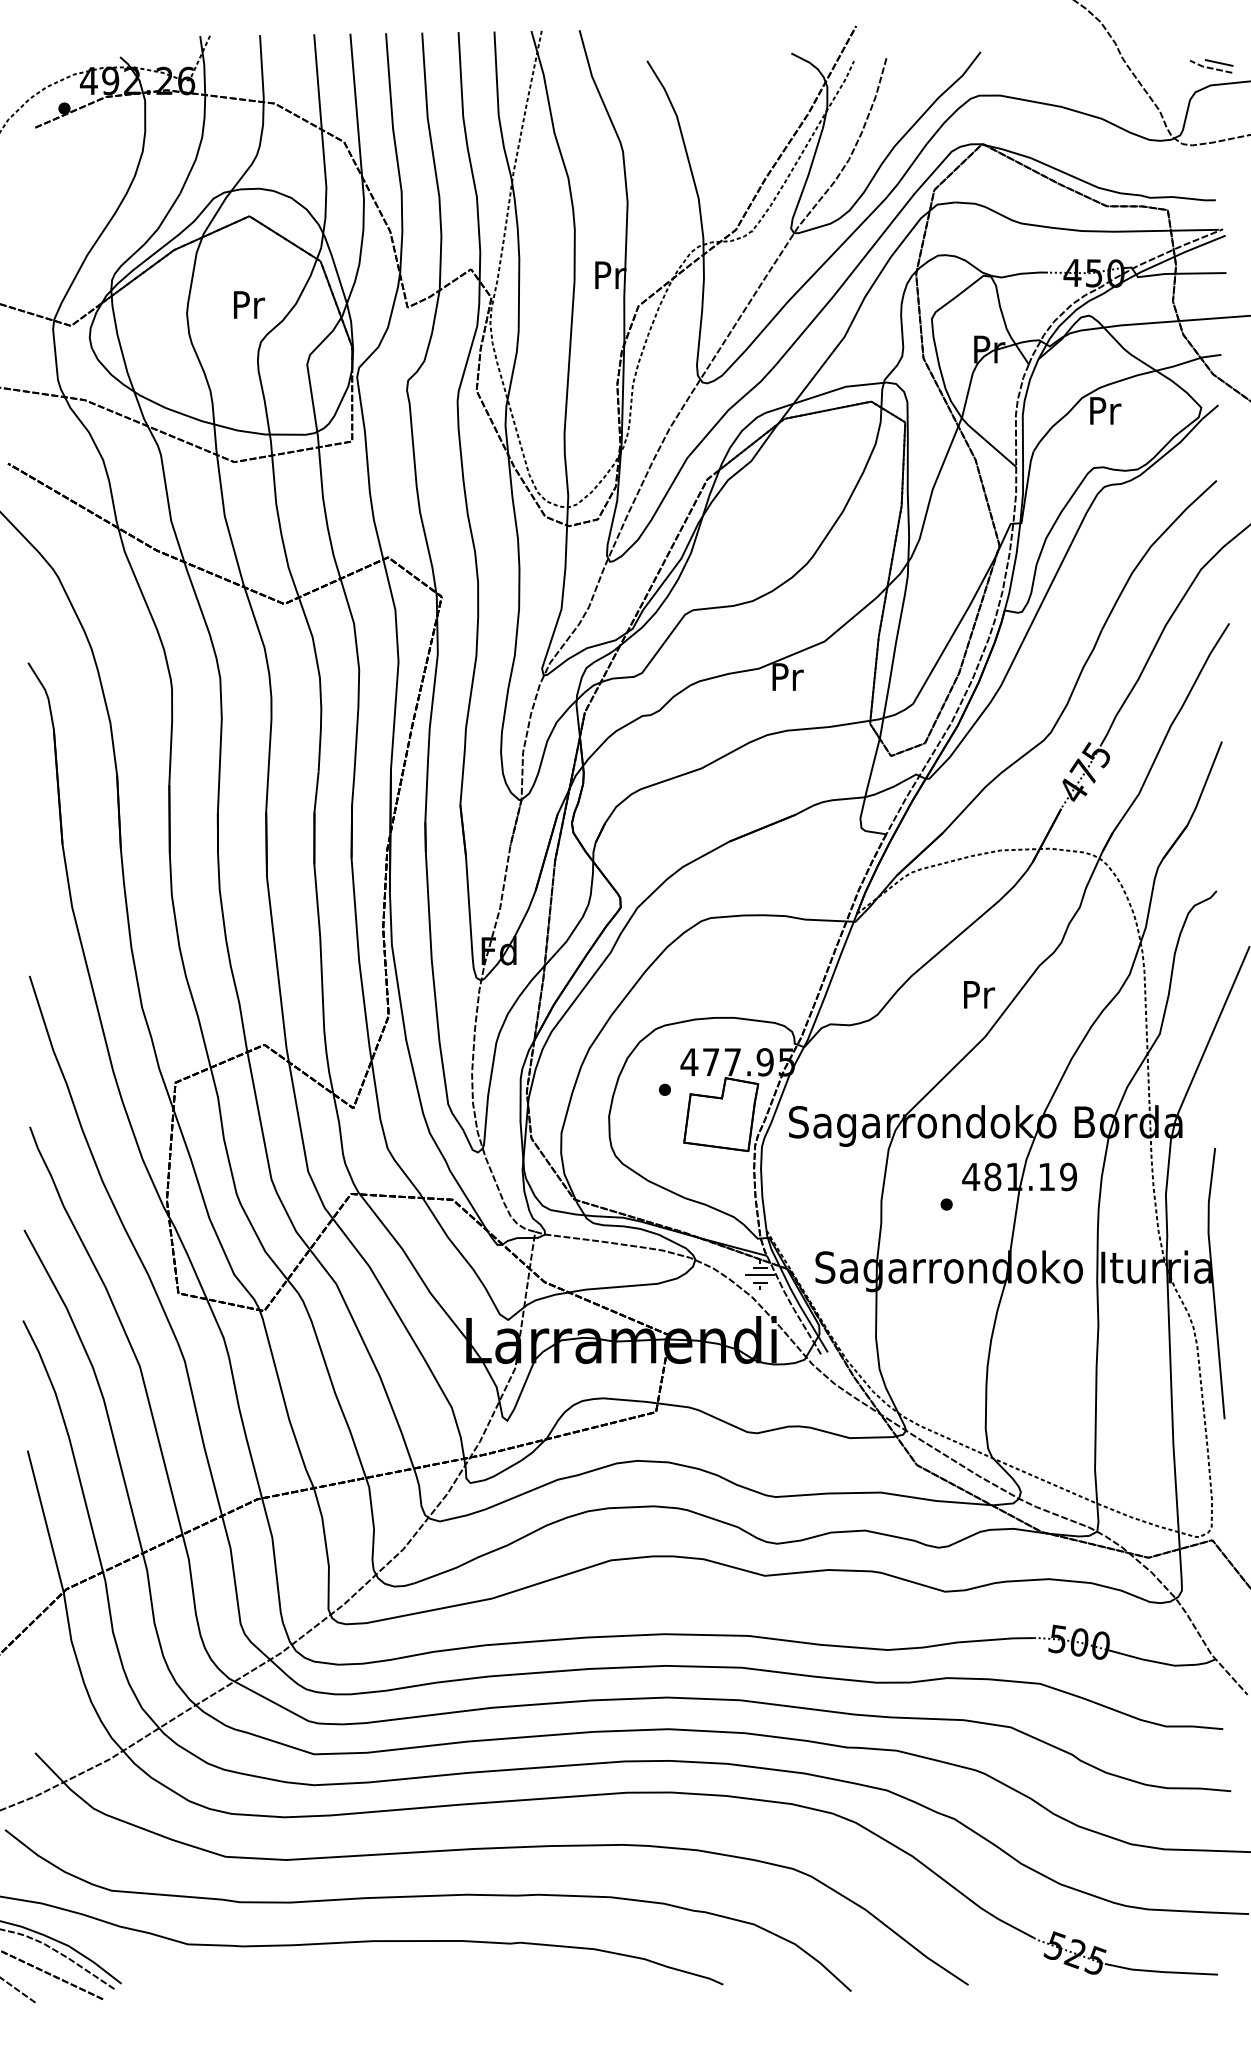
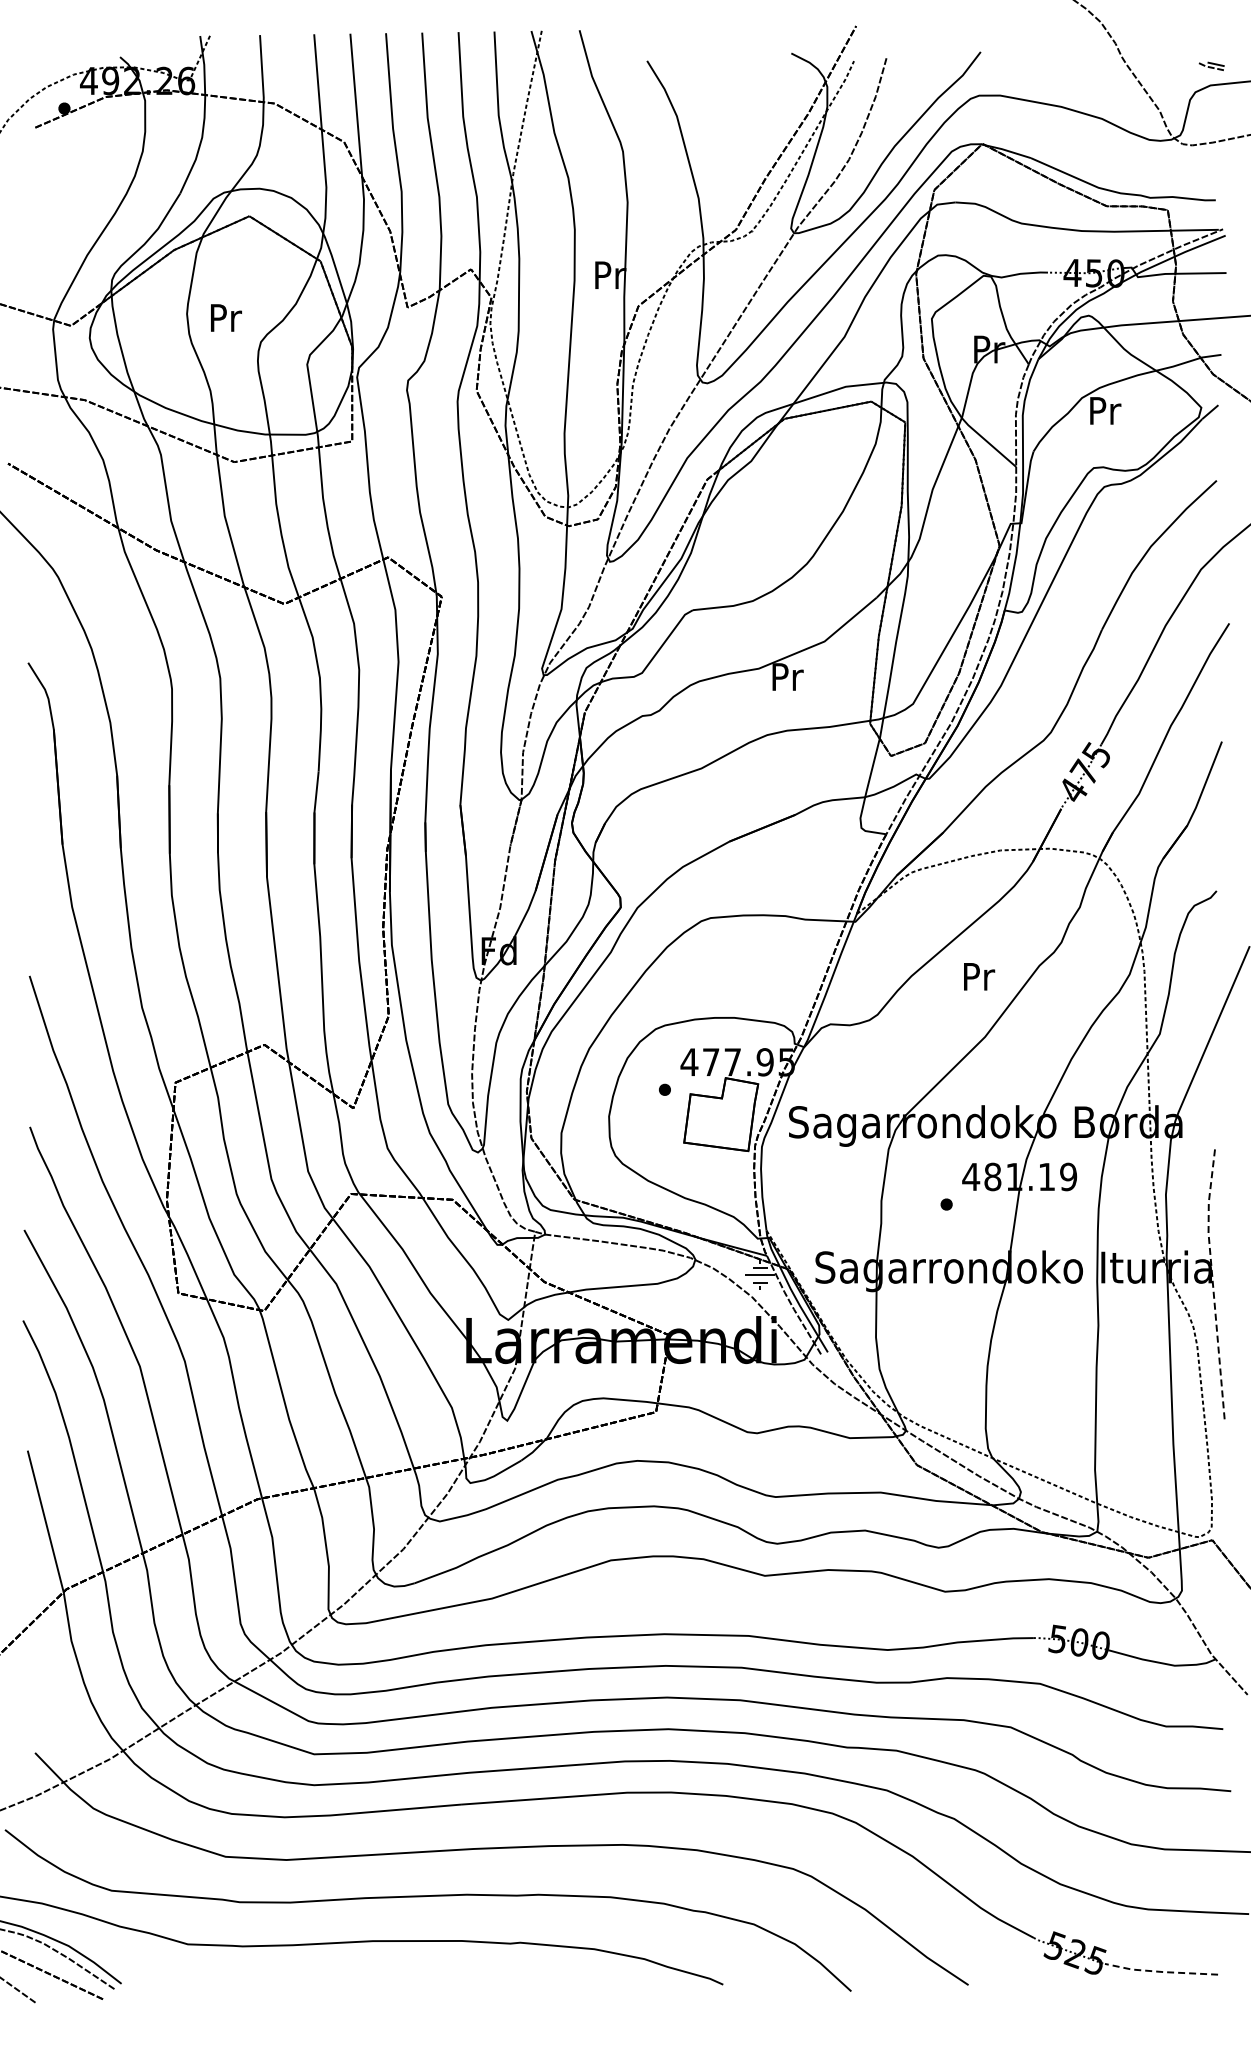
part size: 45x15 px -> 27x10 px (1211, 65)
text position: (249, 304) -> (226, 317) (226, 317)
text position: (979, 994) -> (979, 976) (979, 976)
line: solid -> dashed (1212, 1281)
line: solid -> dashed (1160, 1971)
